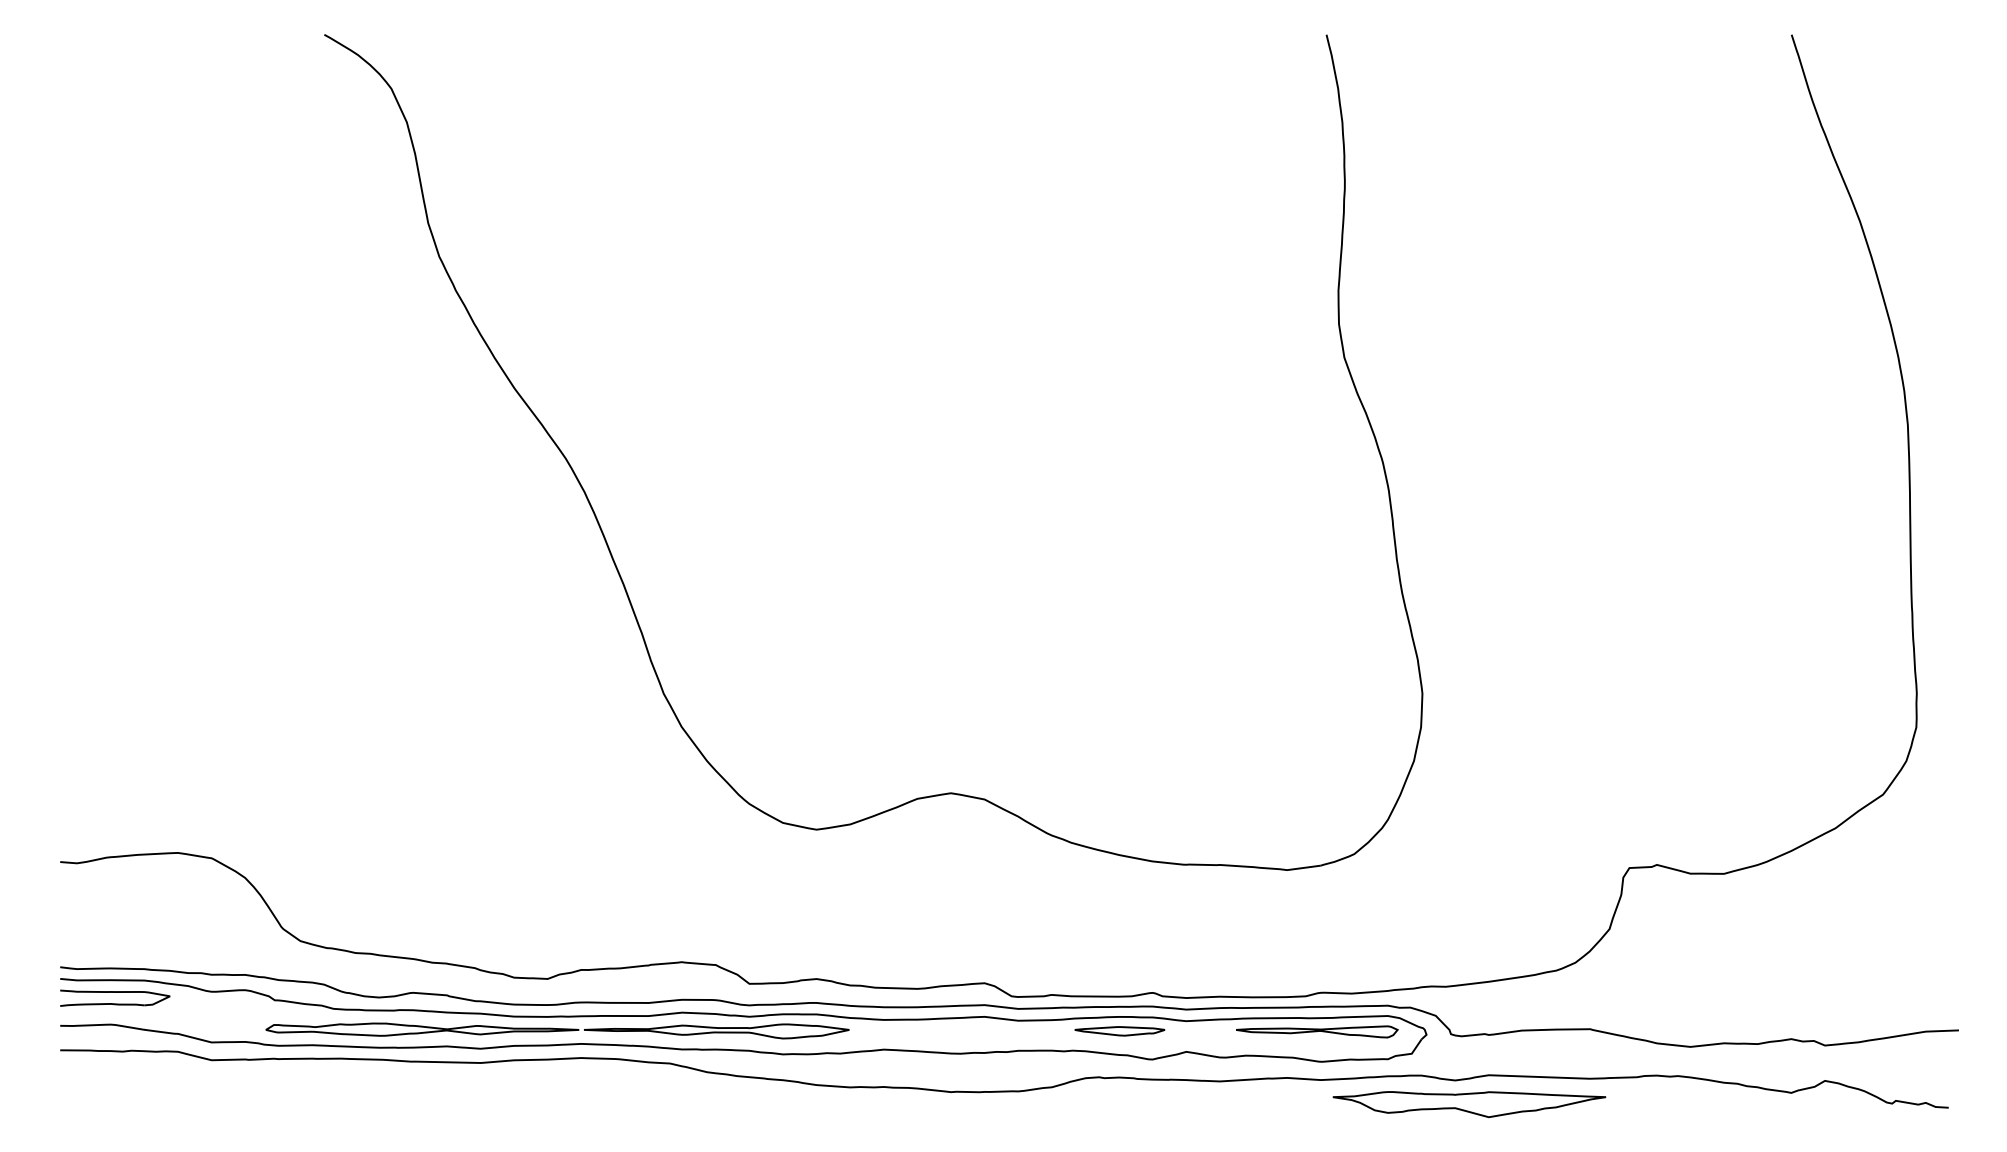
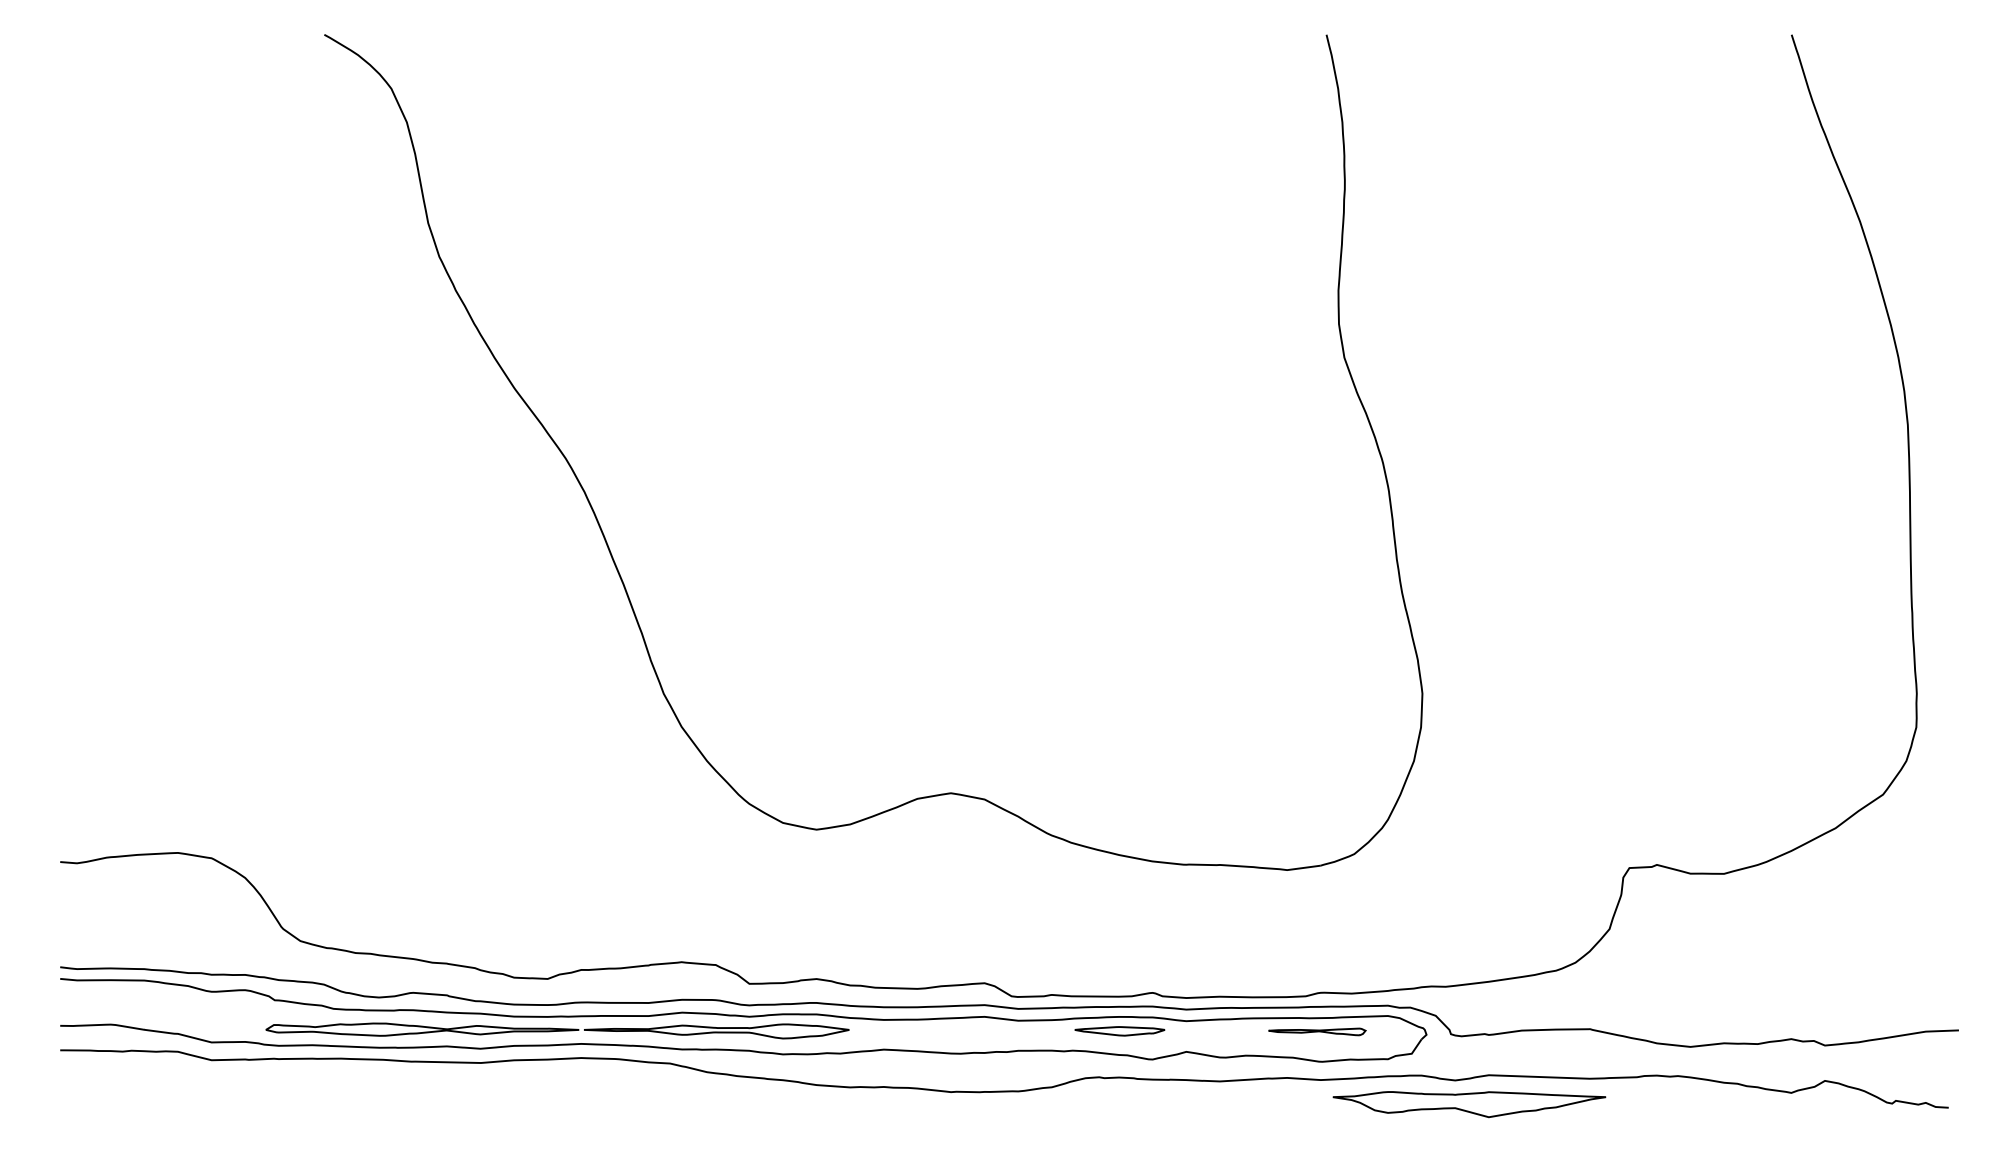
part: present -> none (115, 997)
part size: 163x14 px -> 99x10 px (1317, 1031)
